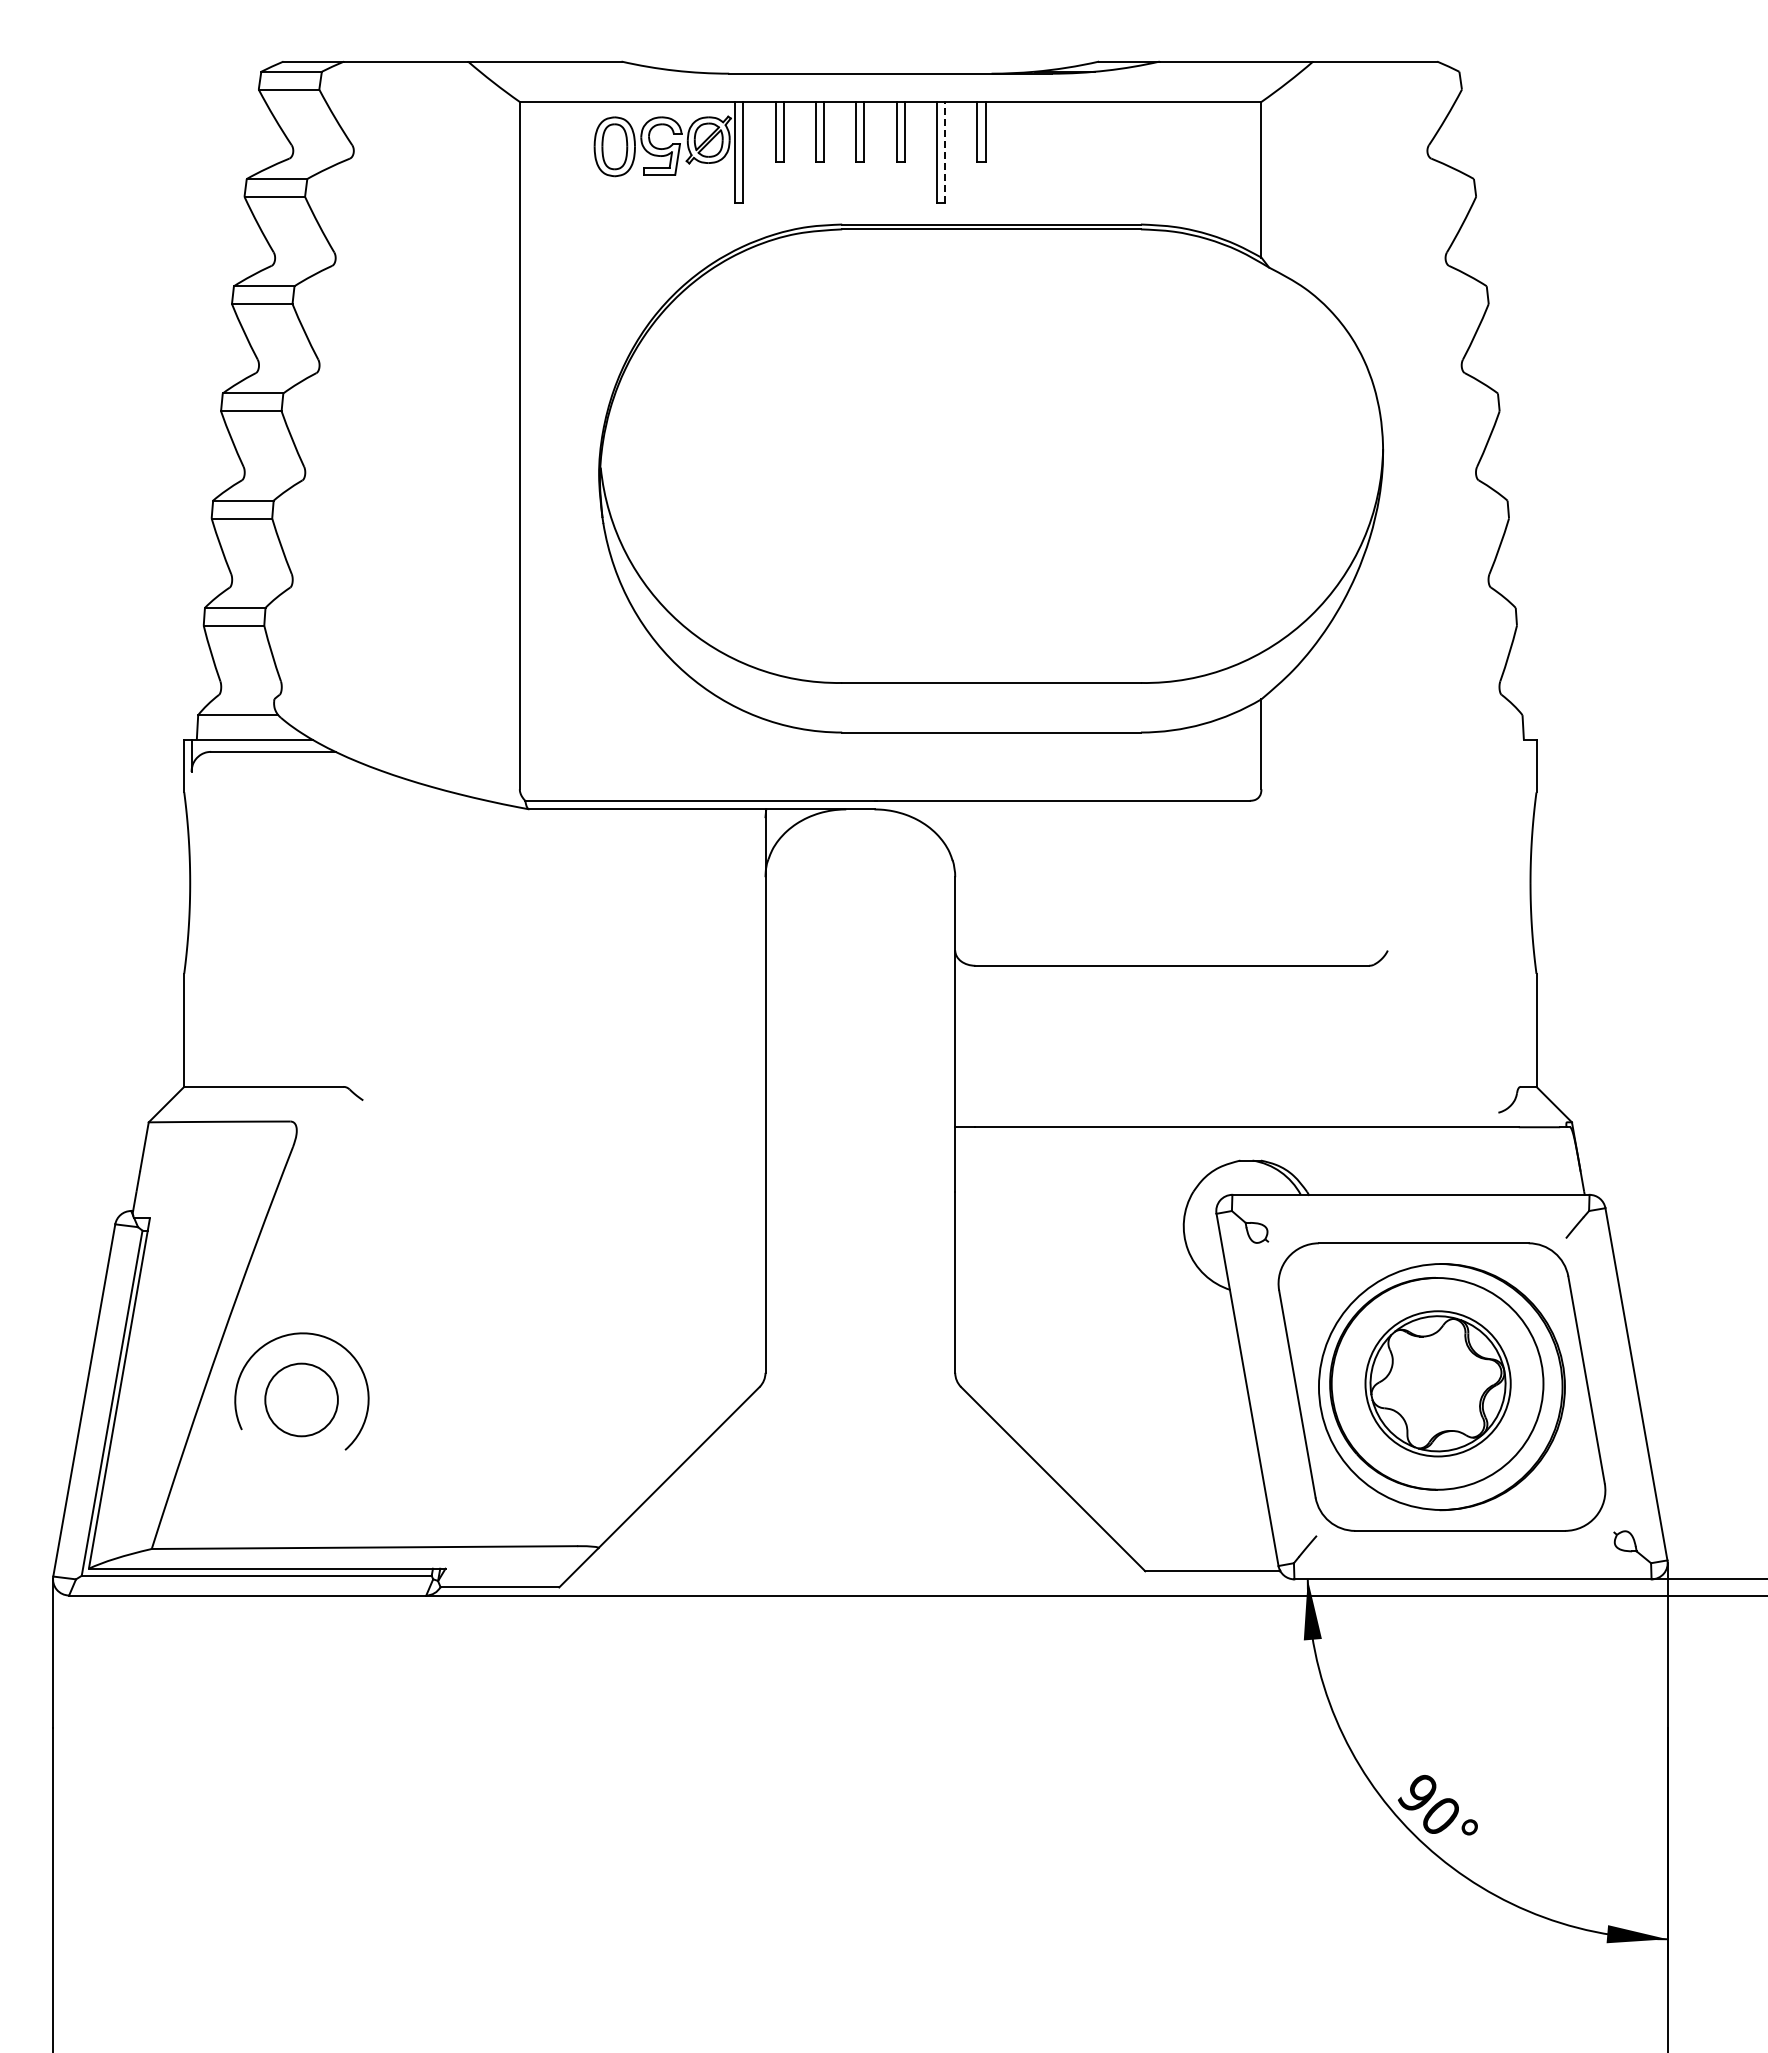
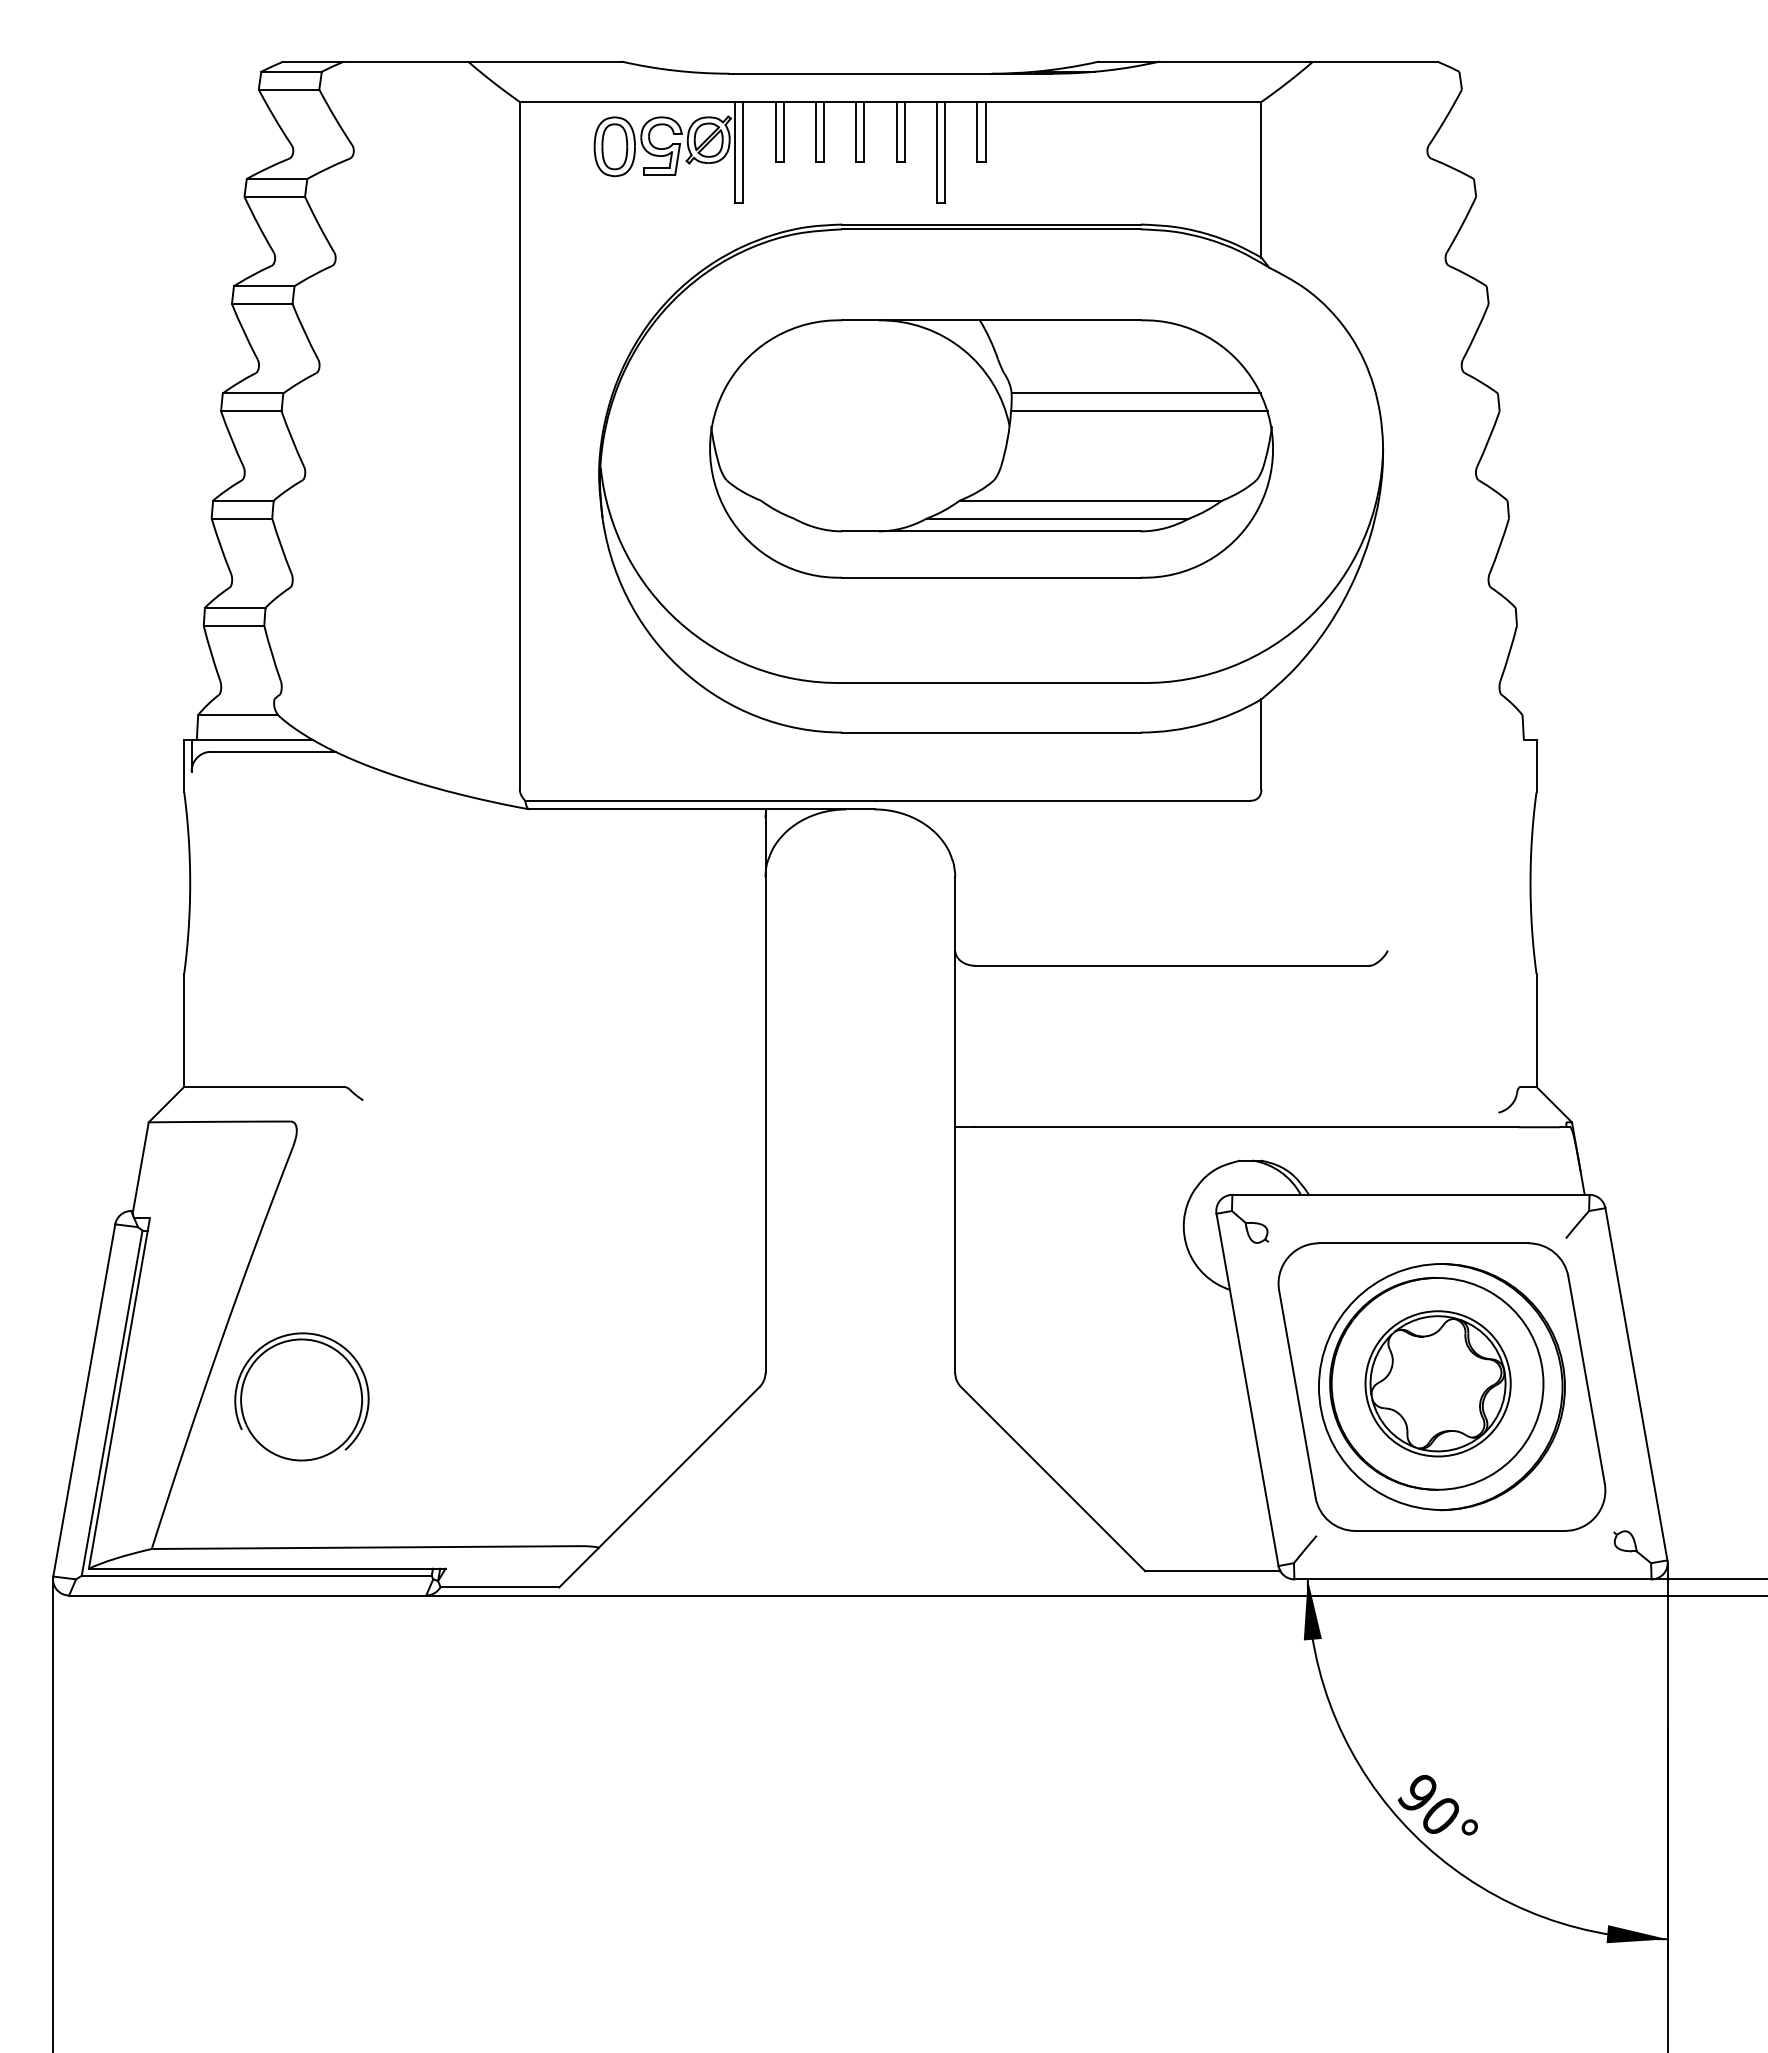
line: dashed -> solid (945, 151)
part: none -> present (991, 448)
circle diameter: 73 px -> 121 px (301, 1399)
